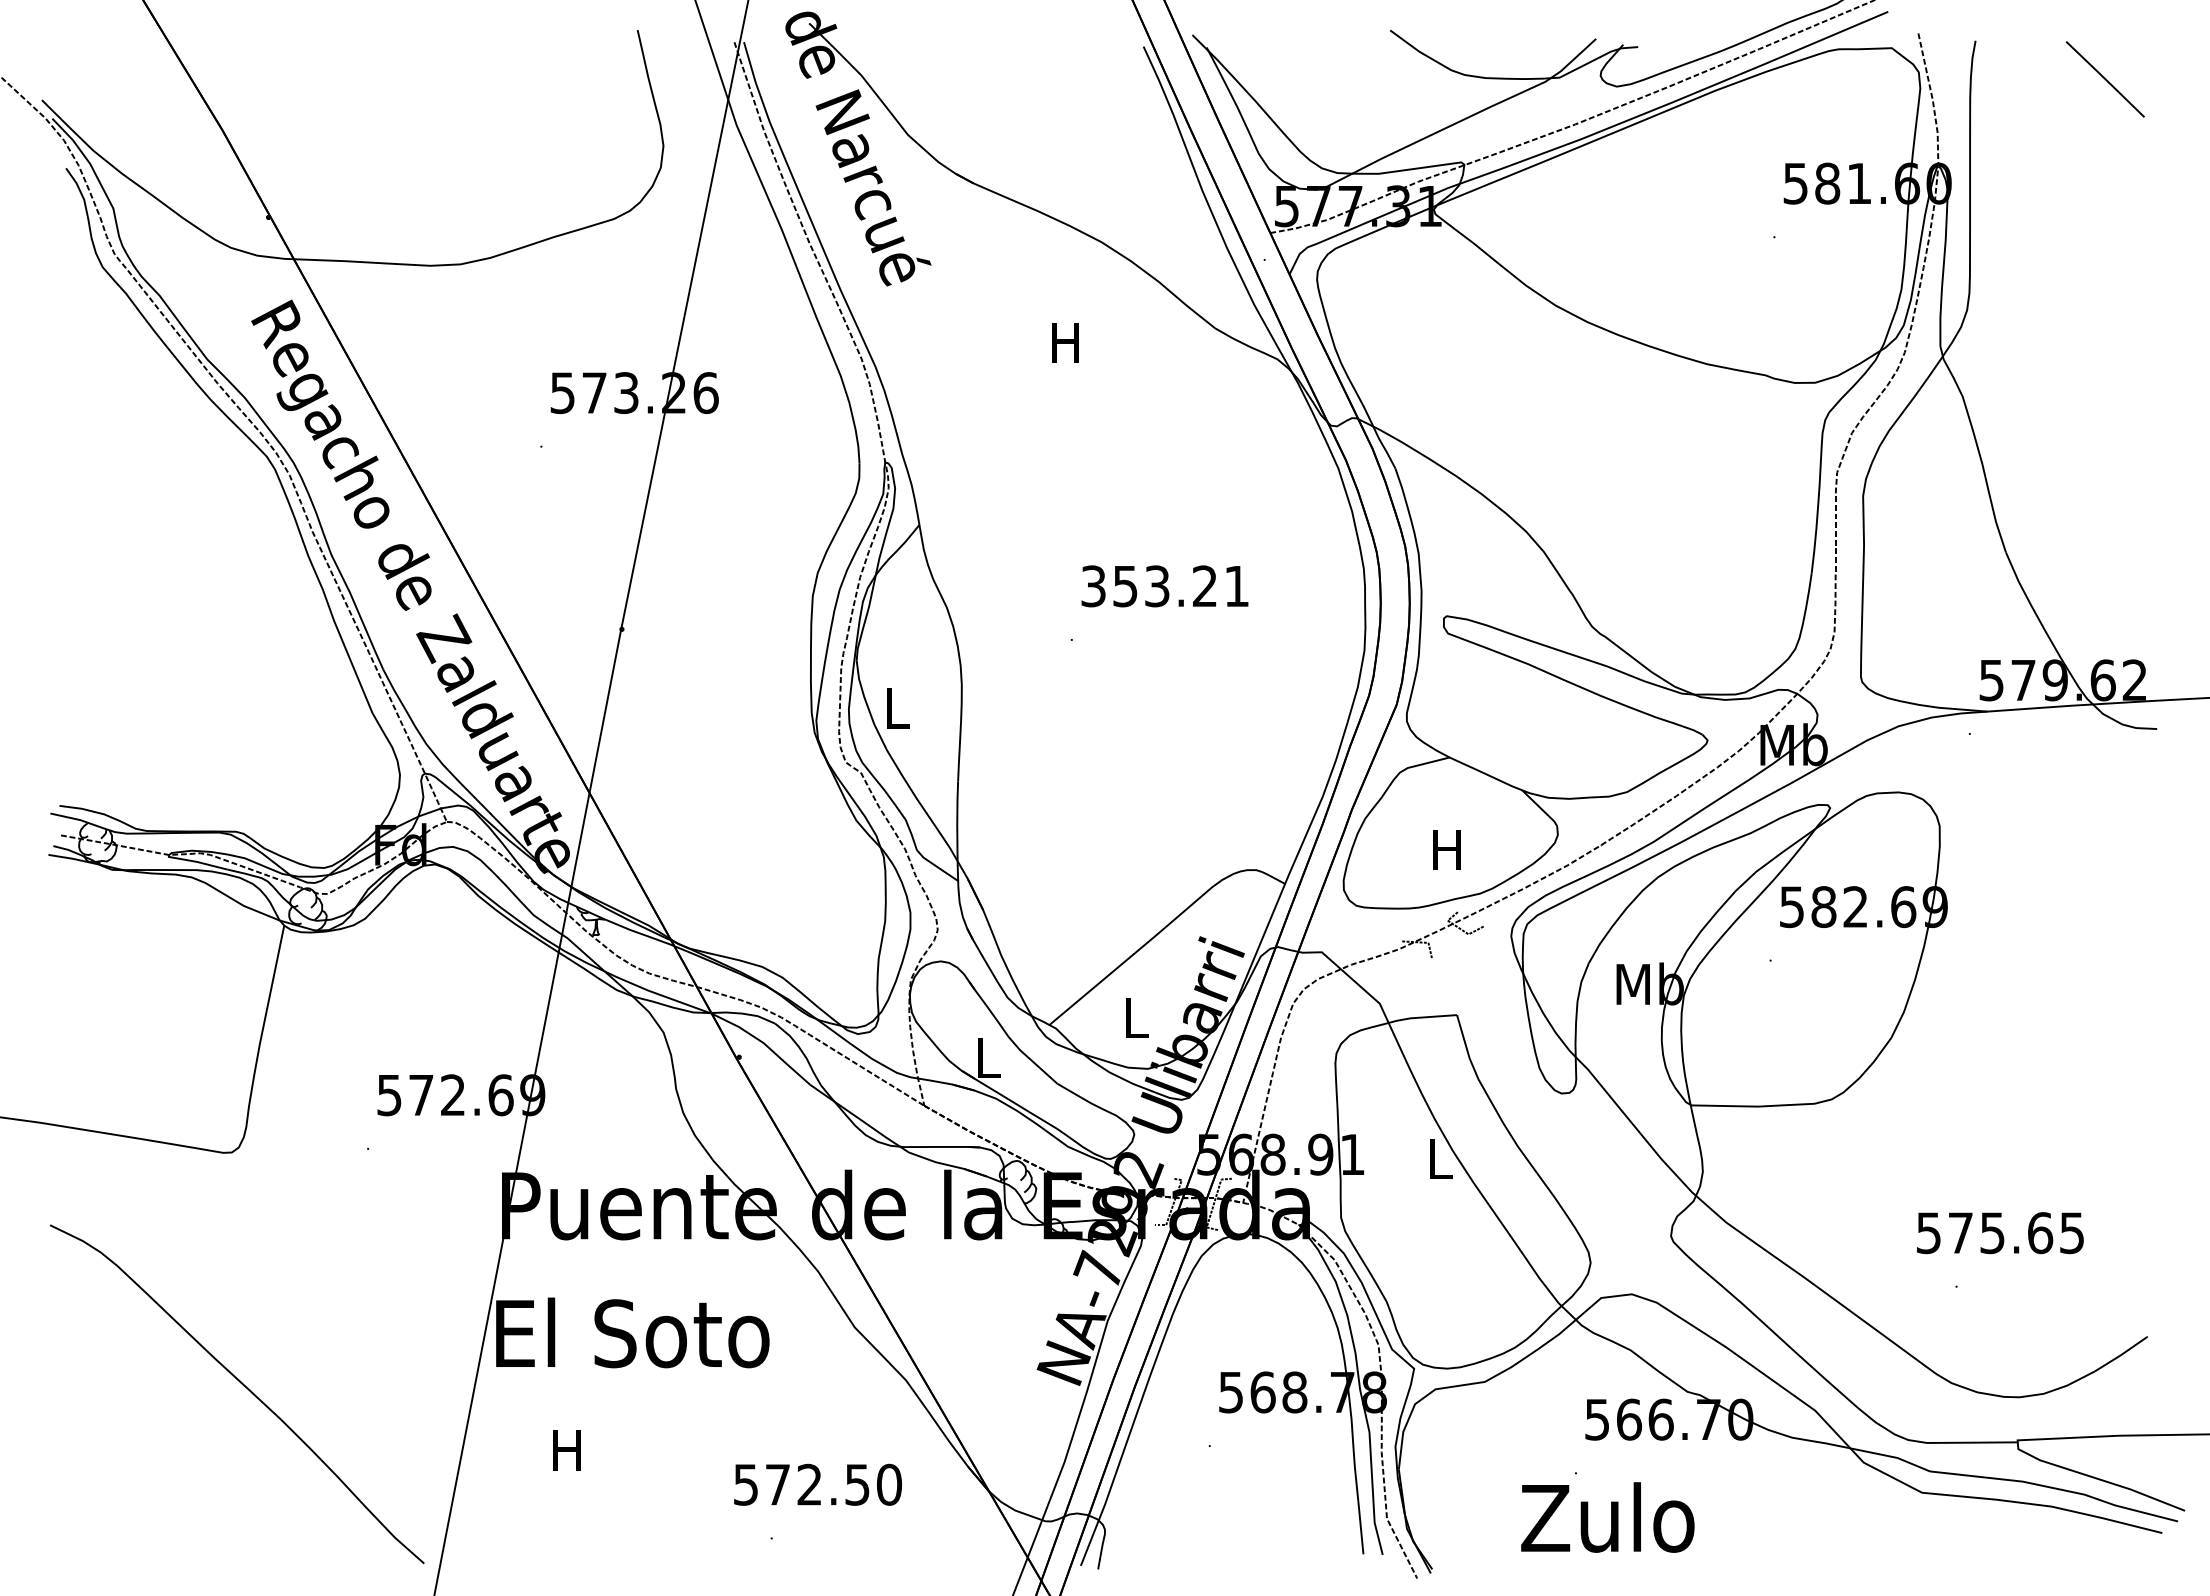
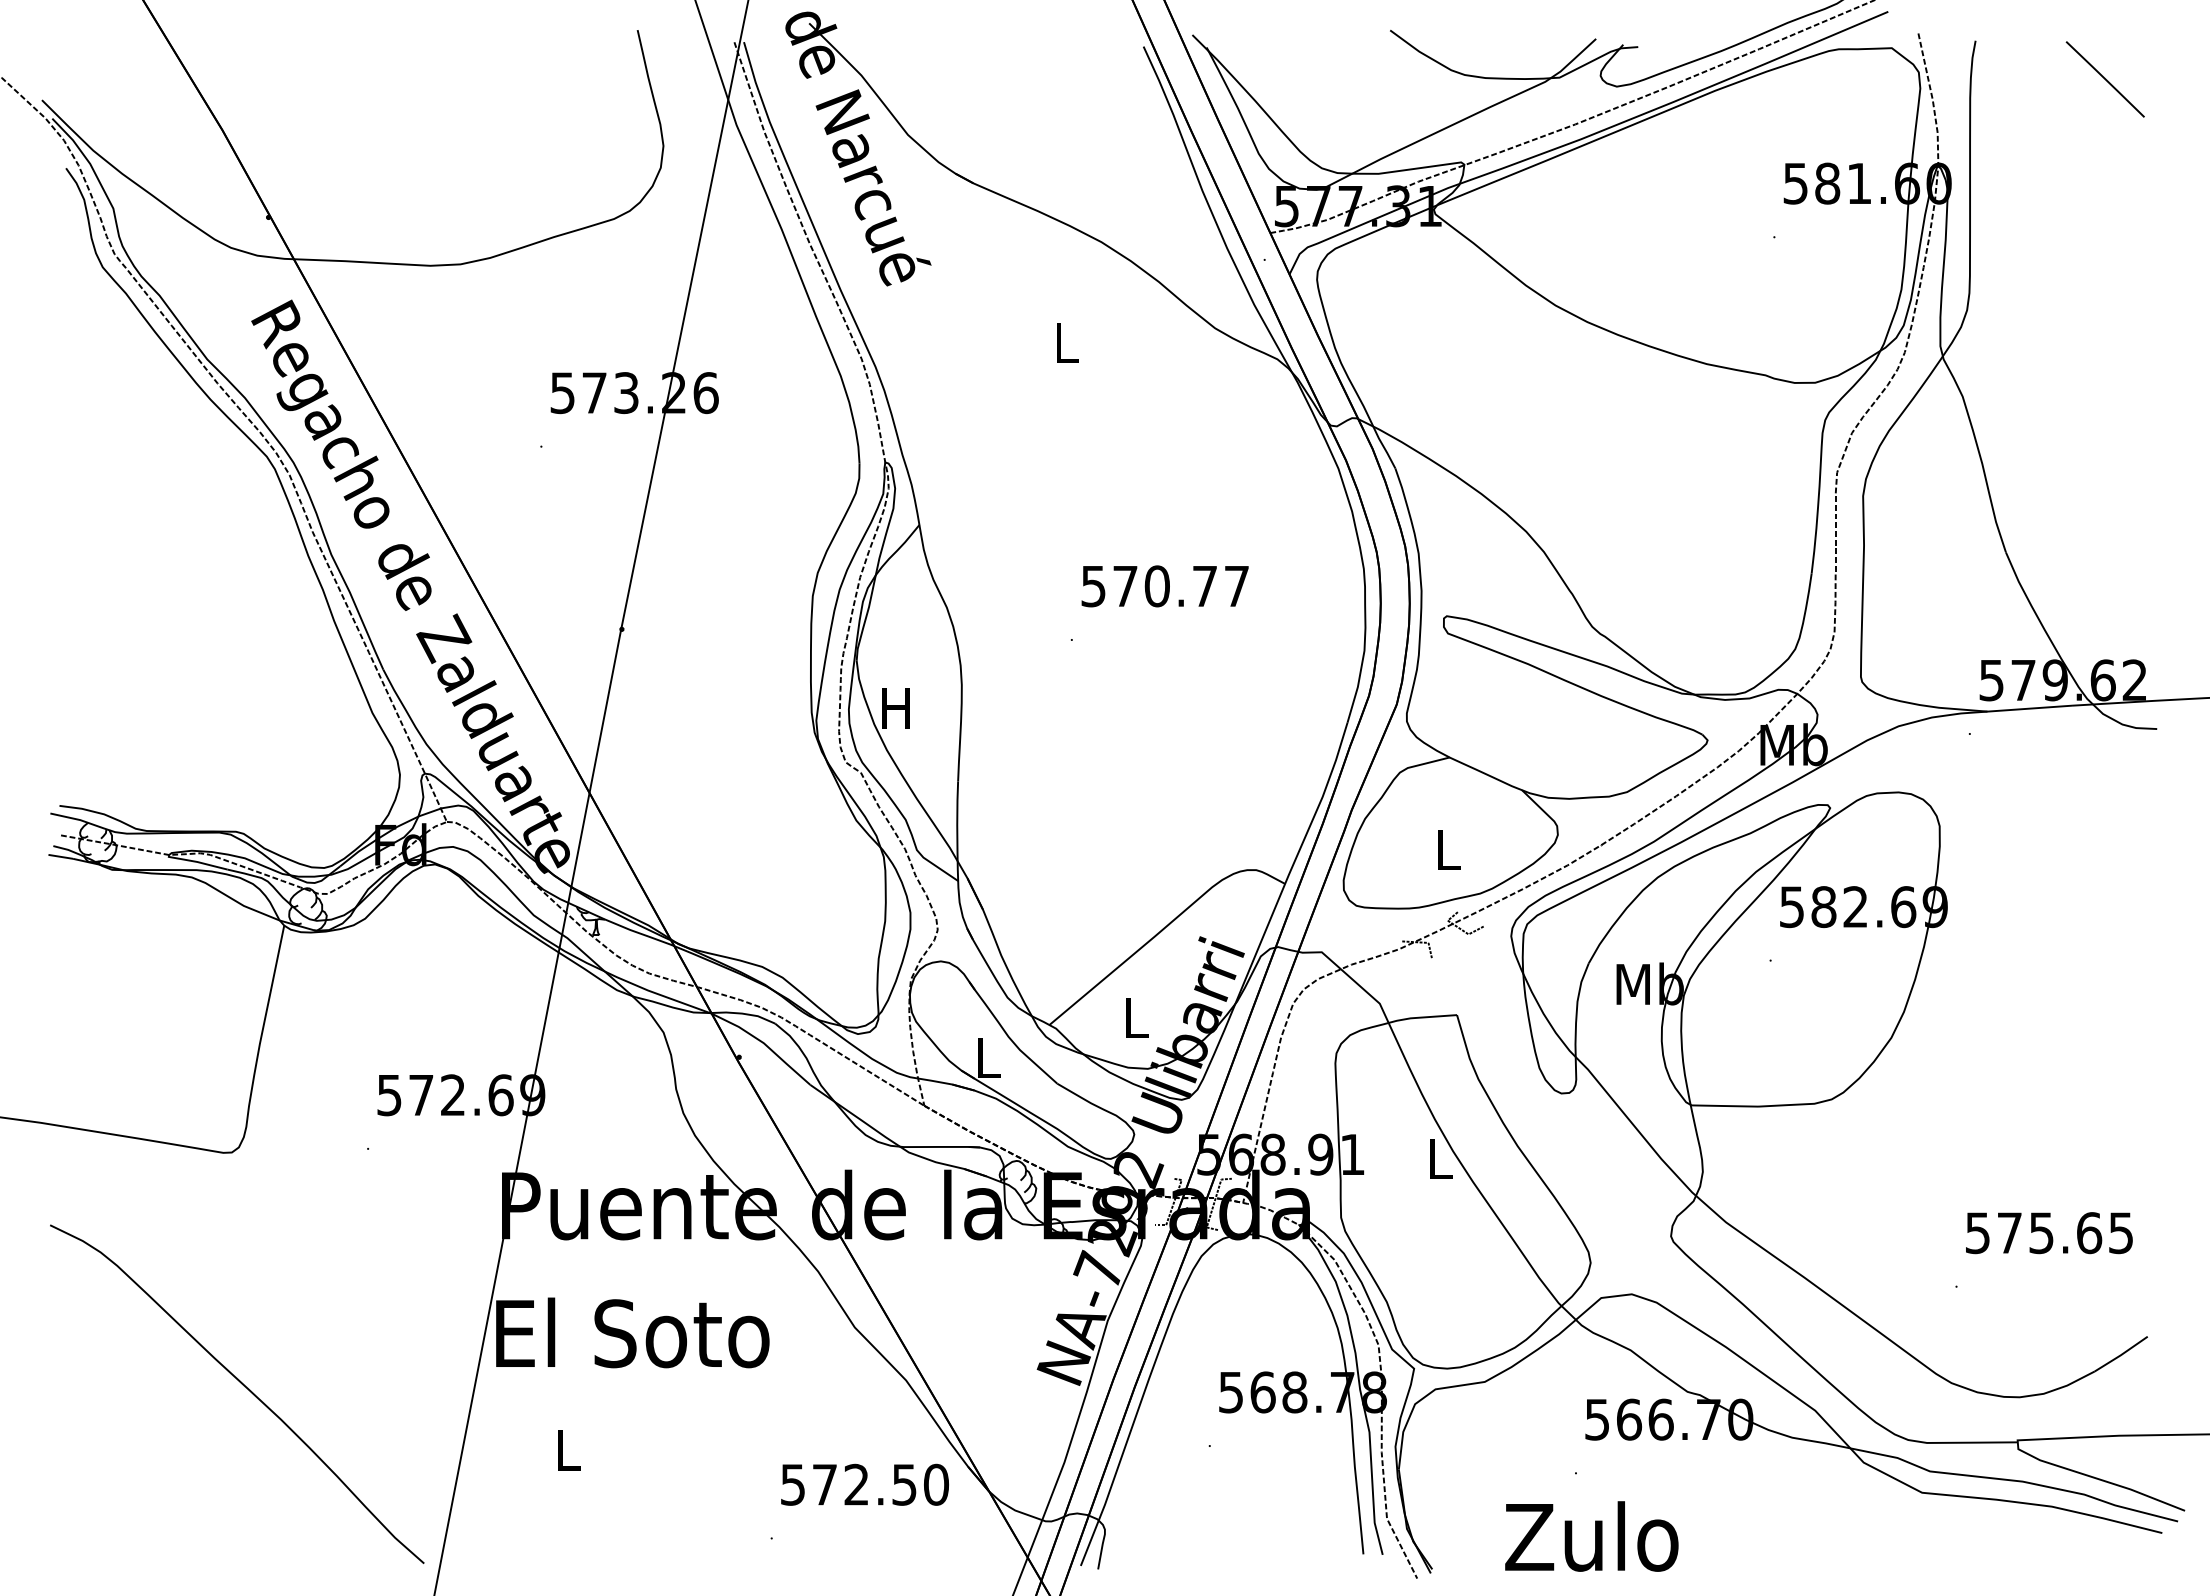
text: H -> L (1065, 342)
text: 353.21 -> 570.77 (1165, 586)
text: L -> H (895, 708)
text: H -> L (1446, 849)
text position: (2000, 1233) -> (2049, 1233) (2049, 1233)
text: H -> L (566, 1450)
text position: (817, 1484) -> (864, 1484) (864, 1484)
text position: (1607, 1517) -> (1591, 1536) (1591, 1536)
